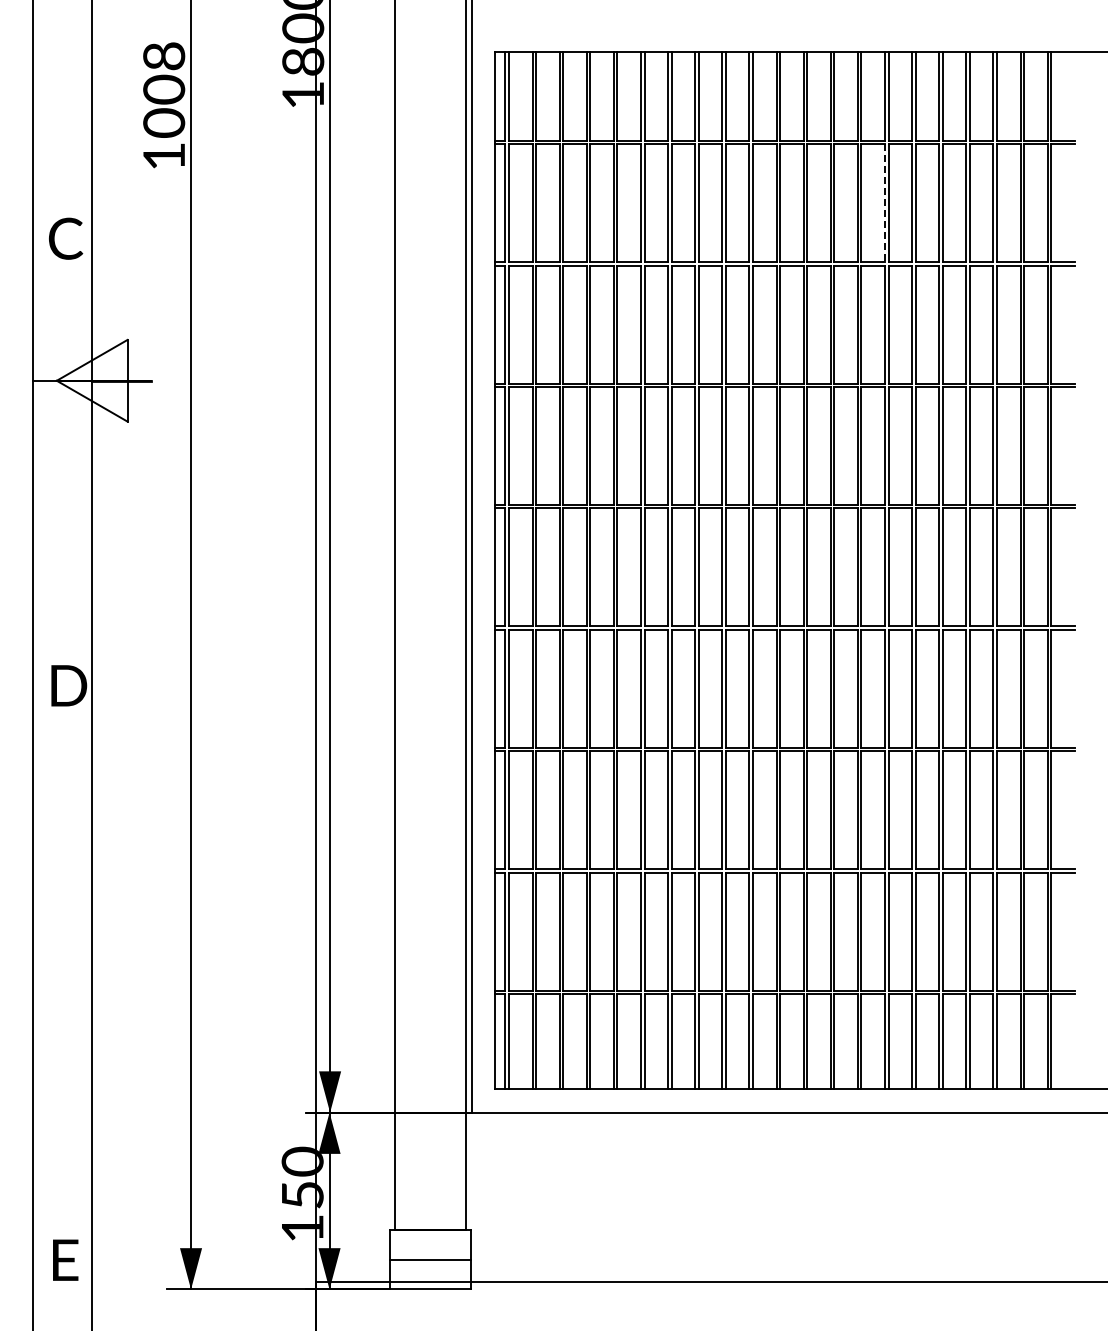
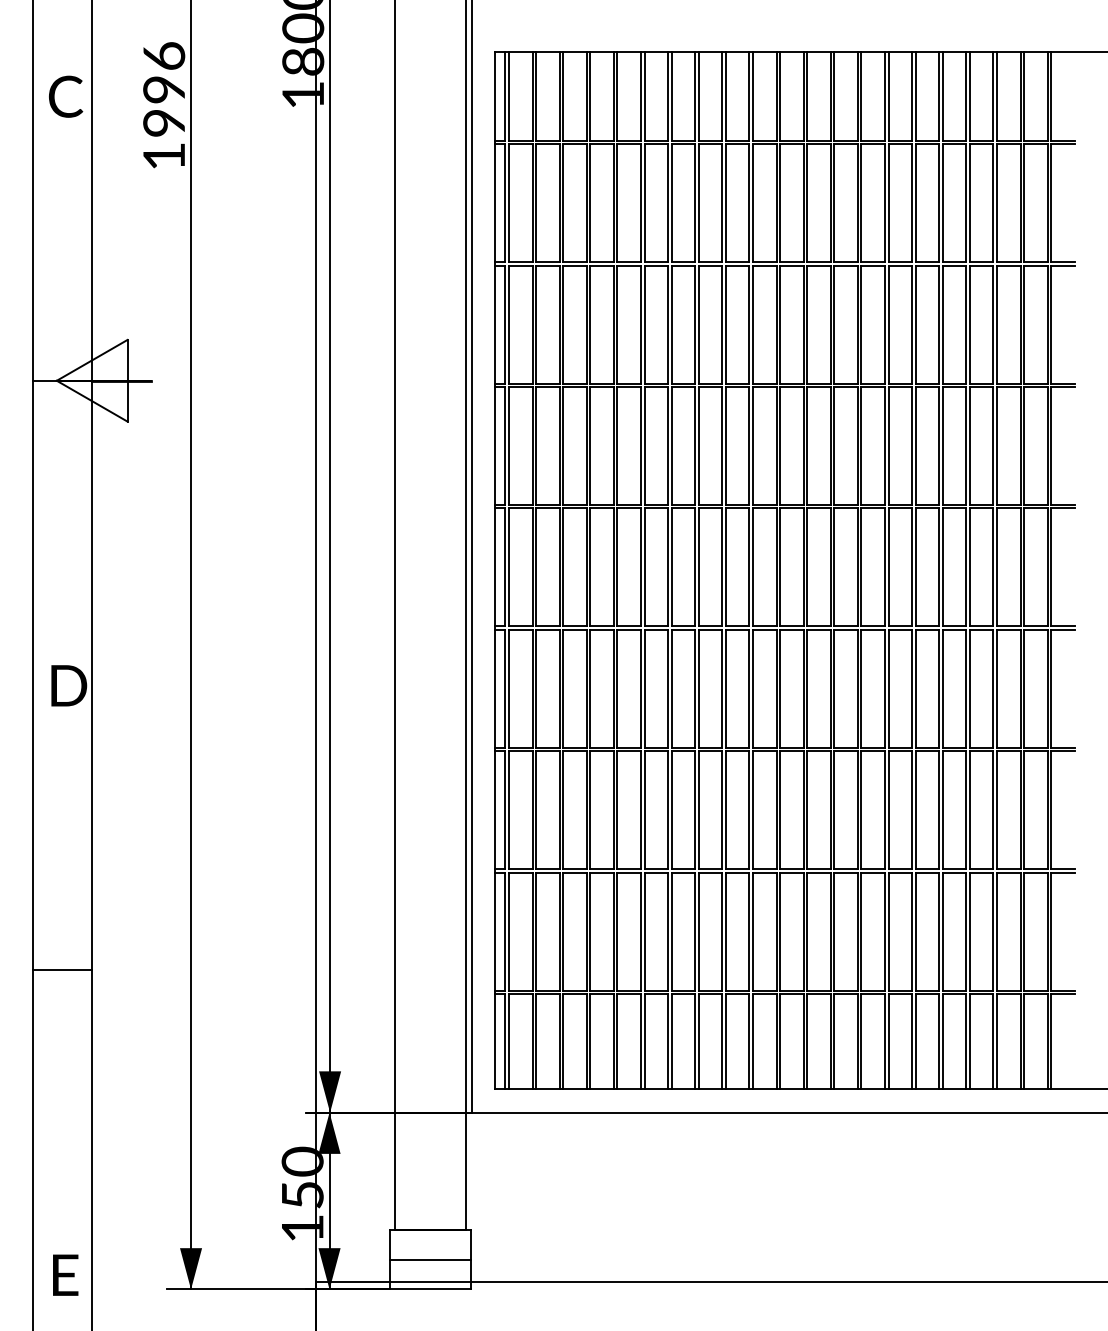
text: 1008 -> 1996 (164, 89)
line: dashed -> solid (884, 203)
text position: (66, 238) -> (66, 96) (66, 96)
line: none -> present (62, 970)
text position: (65, 1259) -> (65, 1274) (65, 1274)
